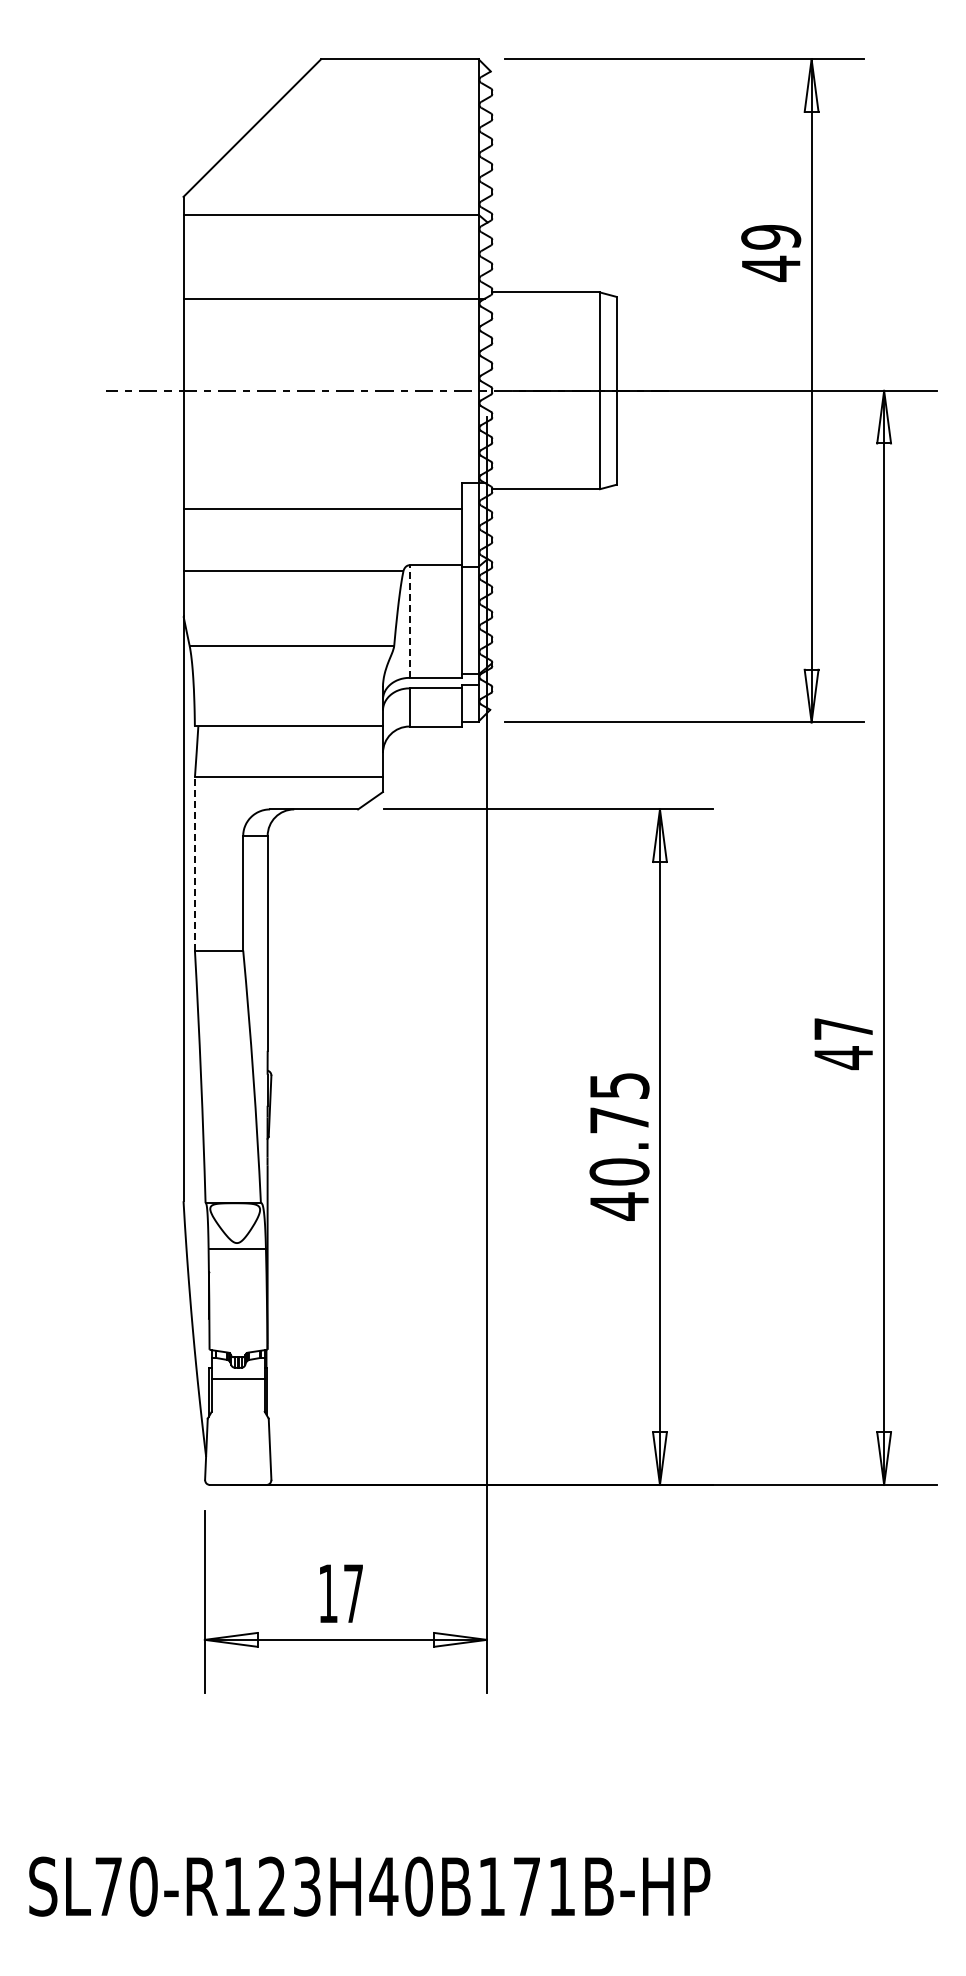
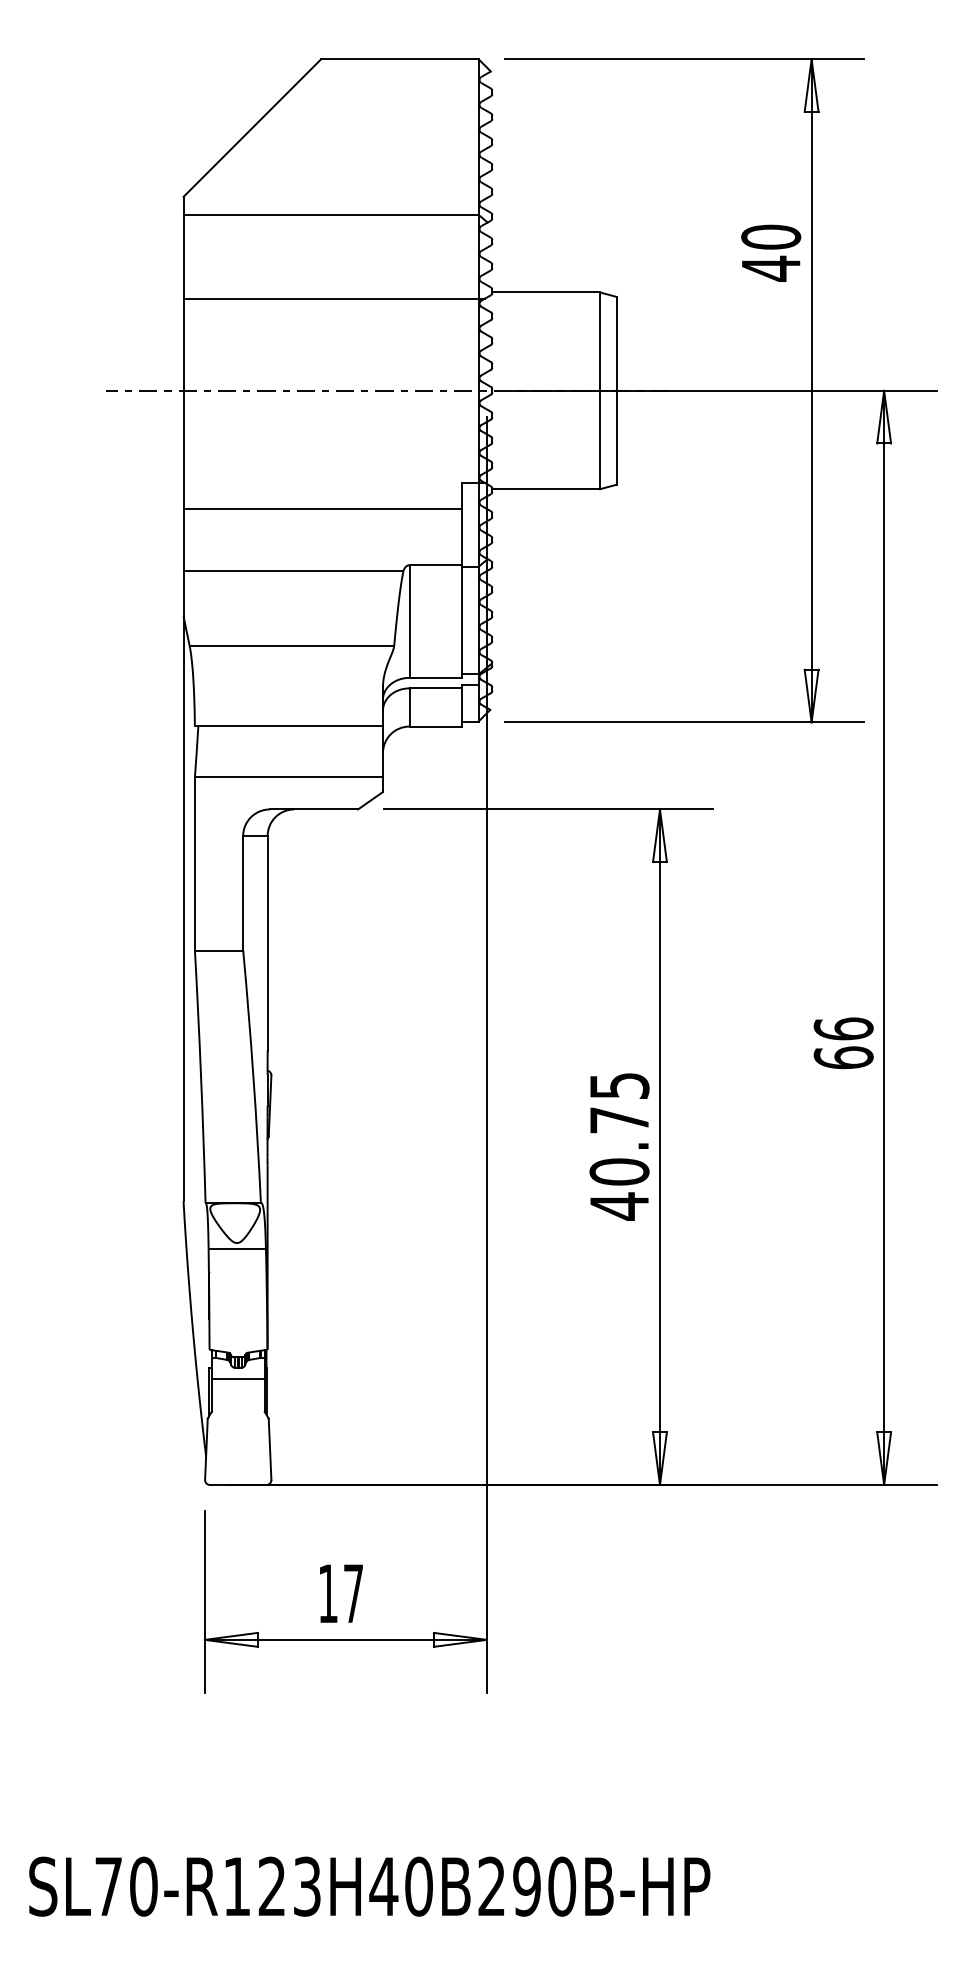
text: 49 -> 40 (771, 236)
line: dashed -> solid (409, 621)
line: dashed -> solid (194, 863)
text: 47 -> 66 (843, 1043)
text: SL70-R123H40B171B-HP -> SL70-R123H40B290B-HP (527, 1886)
